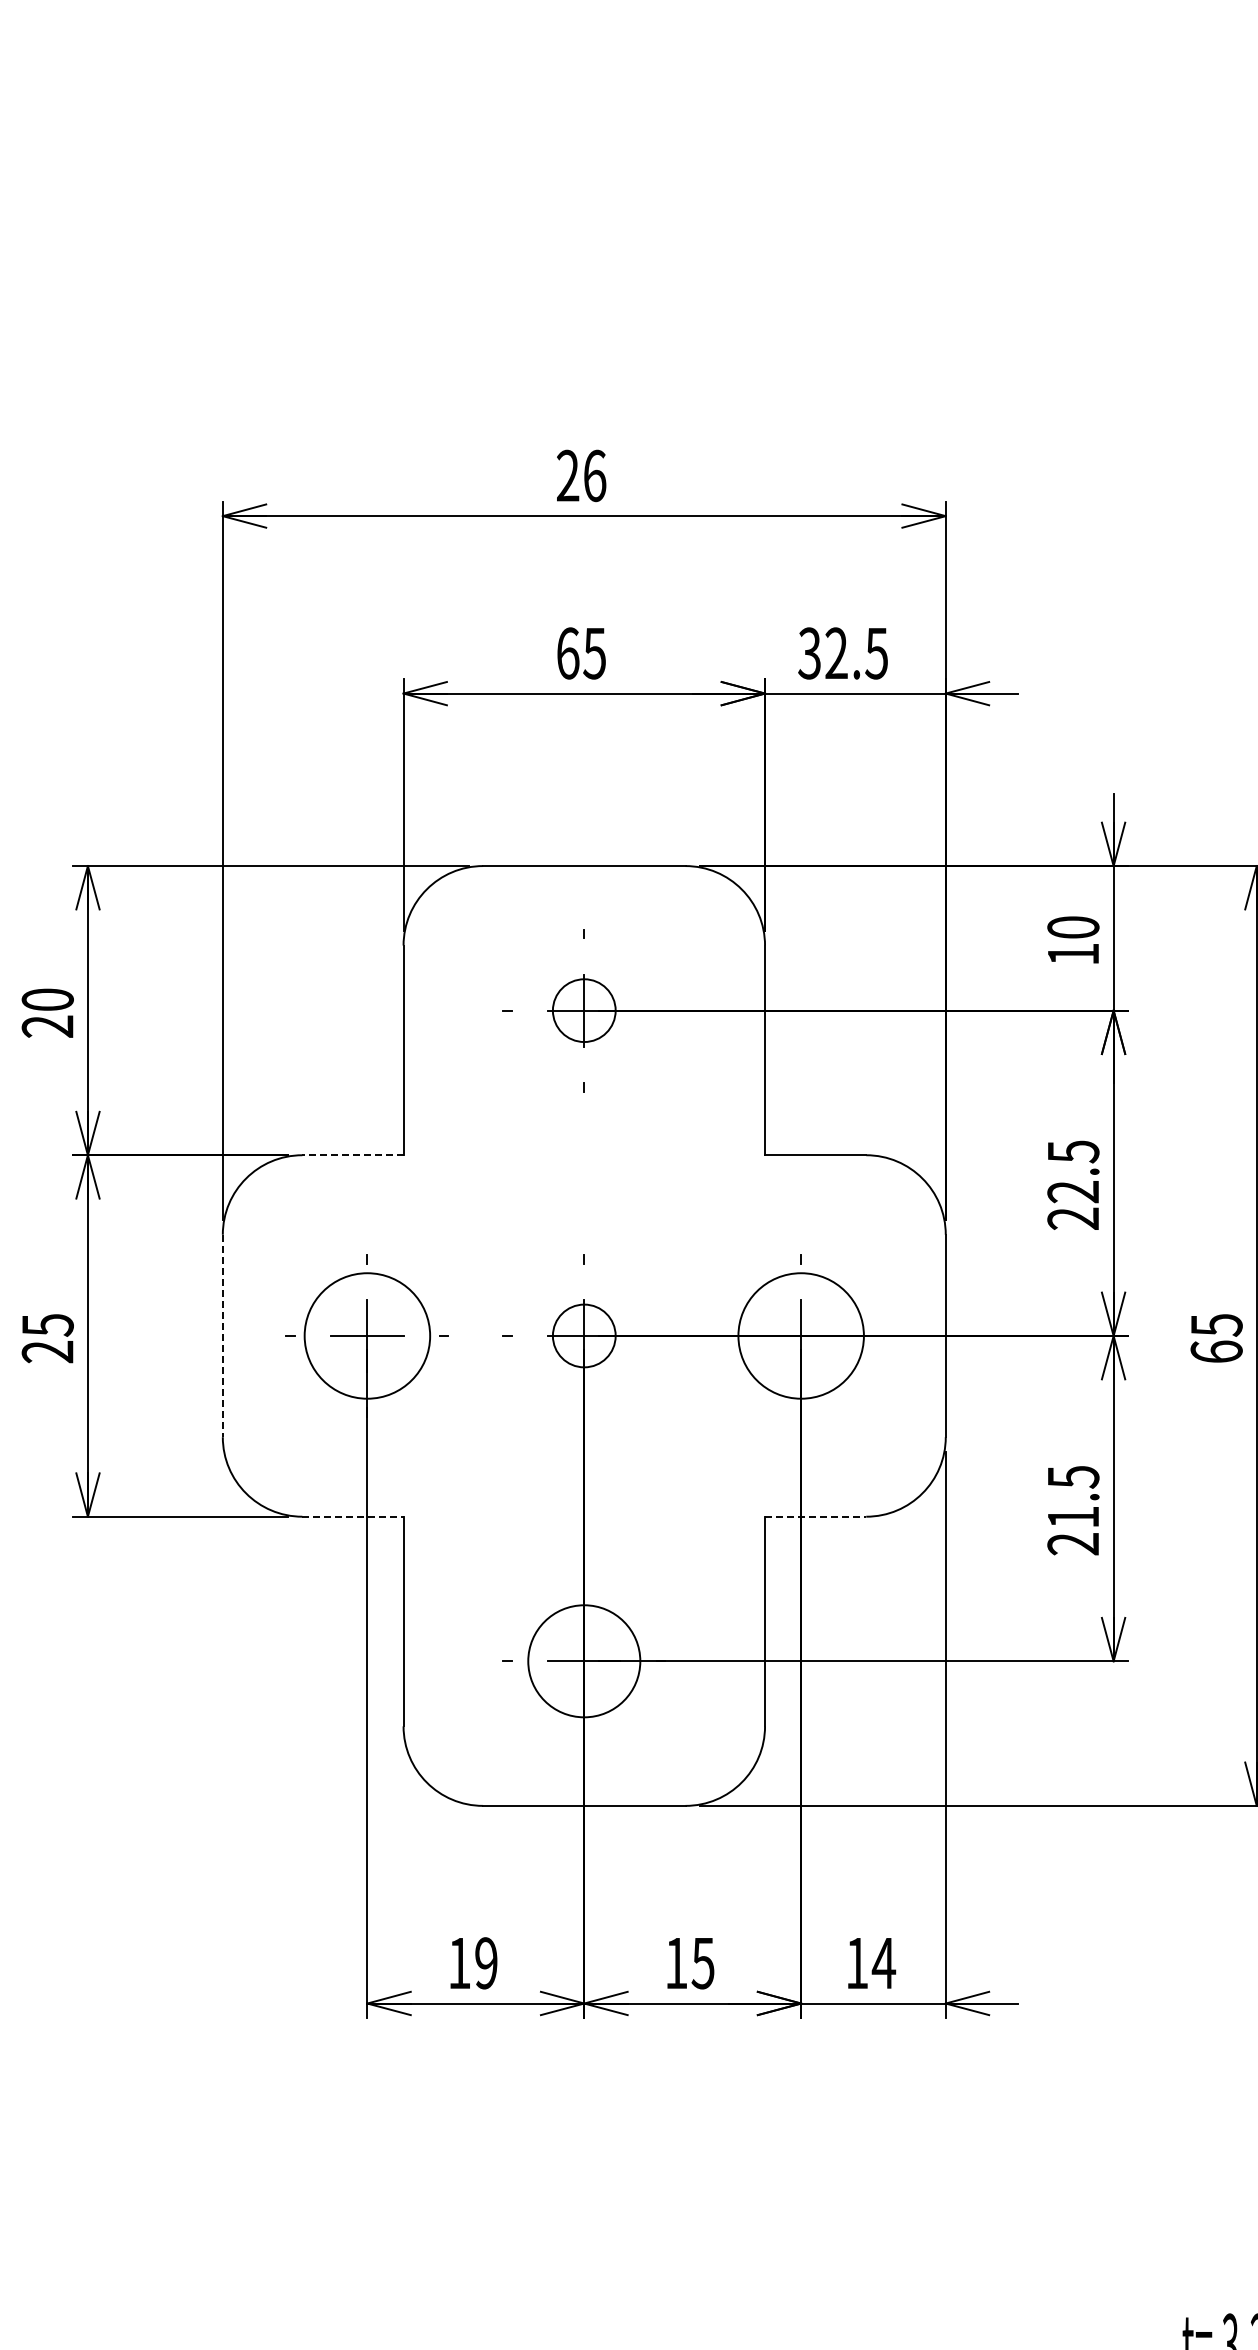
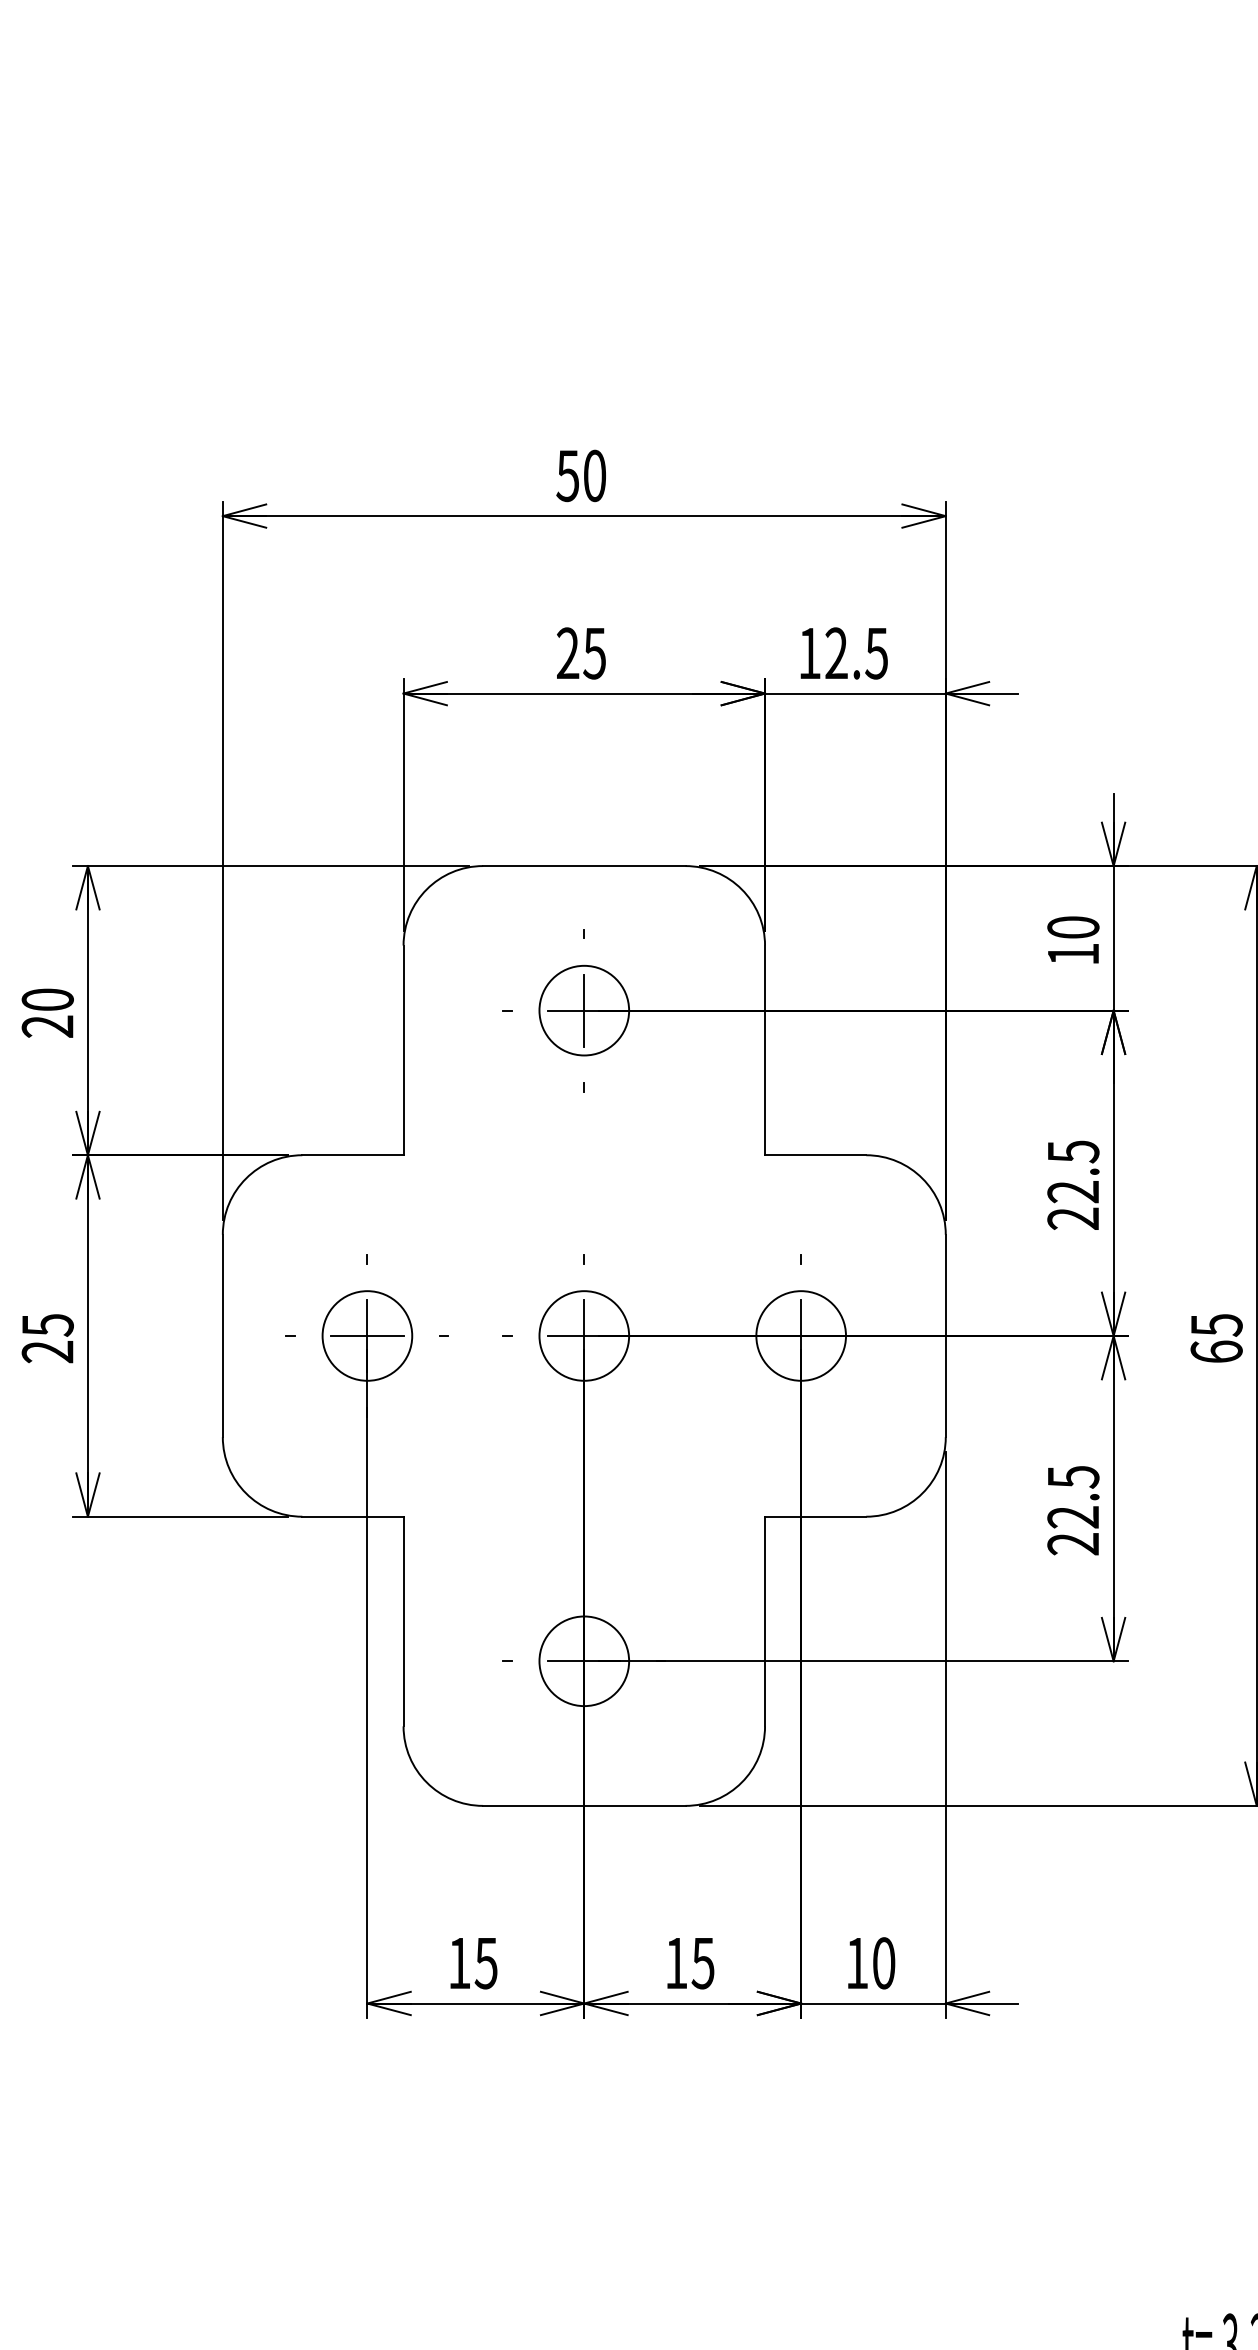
text: 26 -> 50 (581, 475)
text: 65 -> 25 (568, 653)
text: 32.5 -> 12.5 (809, 653)
circle diameter: 63 px -> 90 px (584, 1010)
line: dashed -> solid (352, 1155)
circle diameter: 126 px -> 90 px (367, 1335)
circle diameter: 63 px -> 90 px (584, 1335)
circle diameter: 126 px -> 90 px (801, 1335)
line: dashed -> solid (222, 1336)
line: dashed -> solid (352, 1516)
line: dashed -> solid (815, 1516)
text: 21.5 -> 22.5 (1072, 1517)
circle diameter: 112 px -> 90 px (584, 1661)
text: 19 -> 15 (485, 1963)
text: 14 -> 10 (883, 1963)
